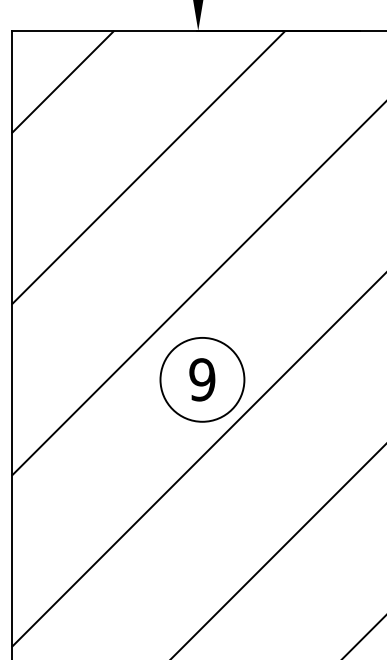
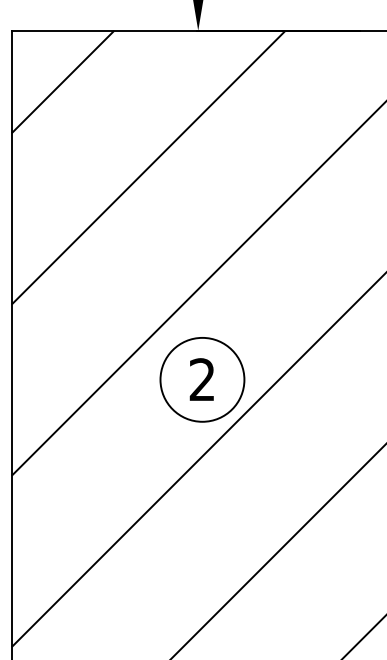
text: 9 -> 2 (202, 379)
